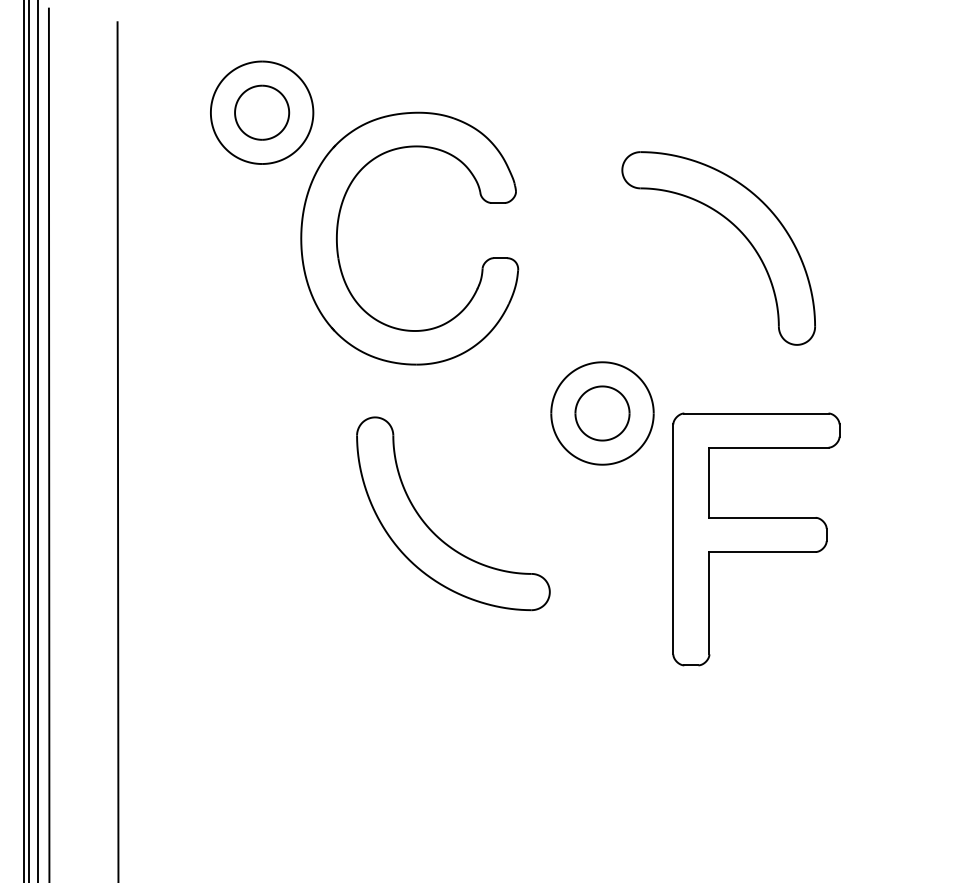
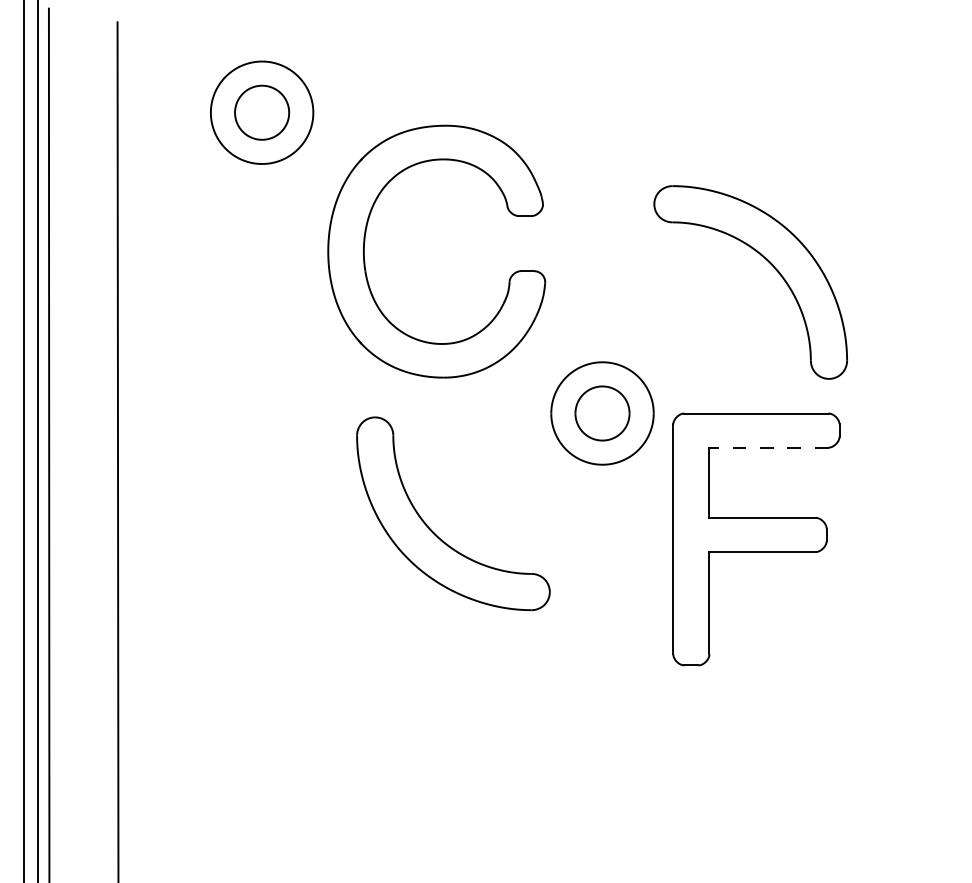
part position: (338, 229) -> (365, 242) (365, 242)
part position: (737, 229) -> (769, 263) (769, 263)
line: present -> none (29, 440)
line: solid -> dashed (769, 447)
